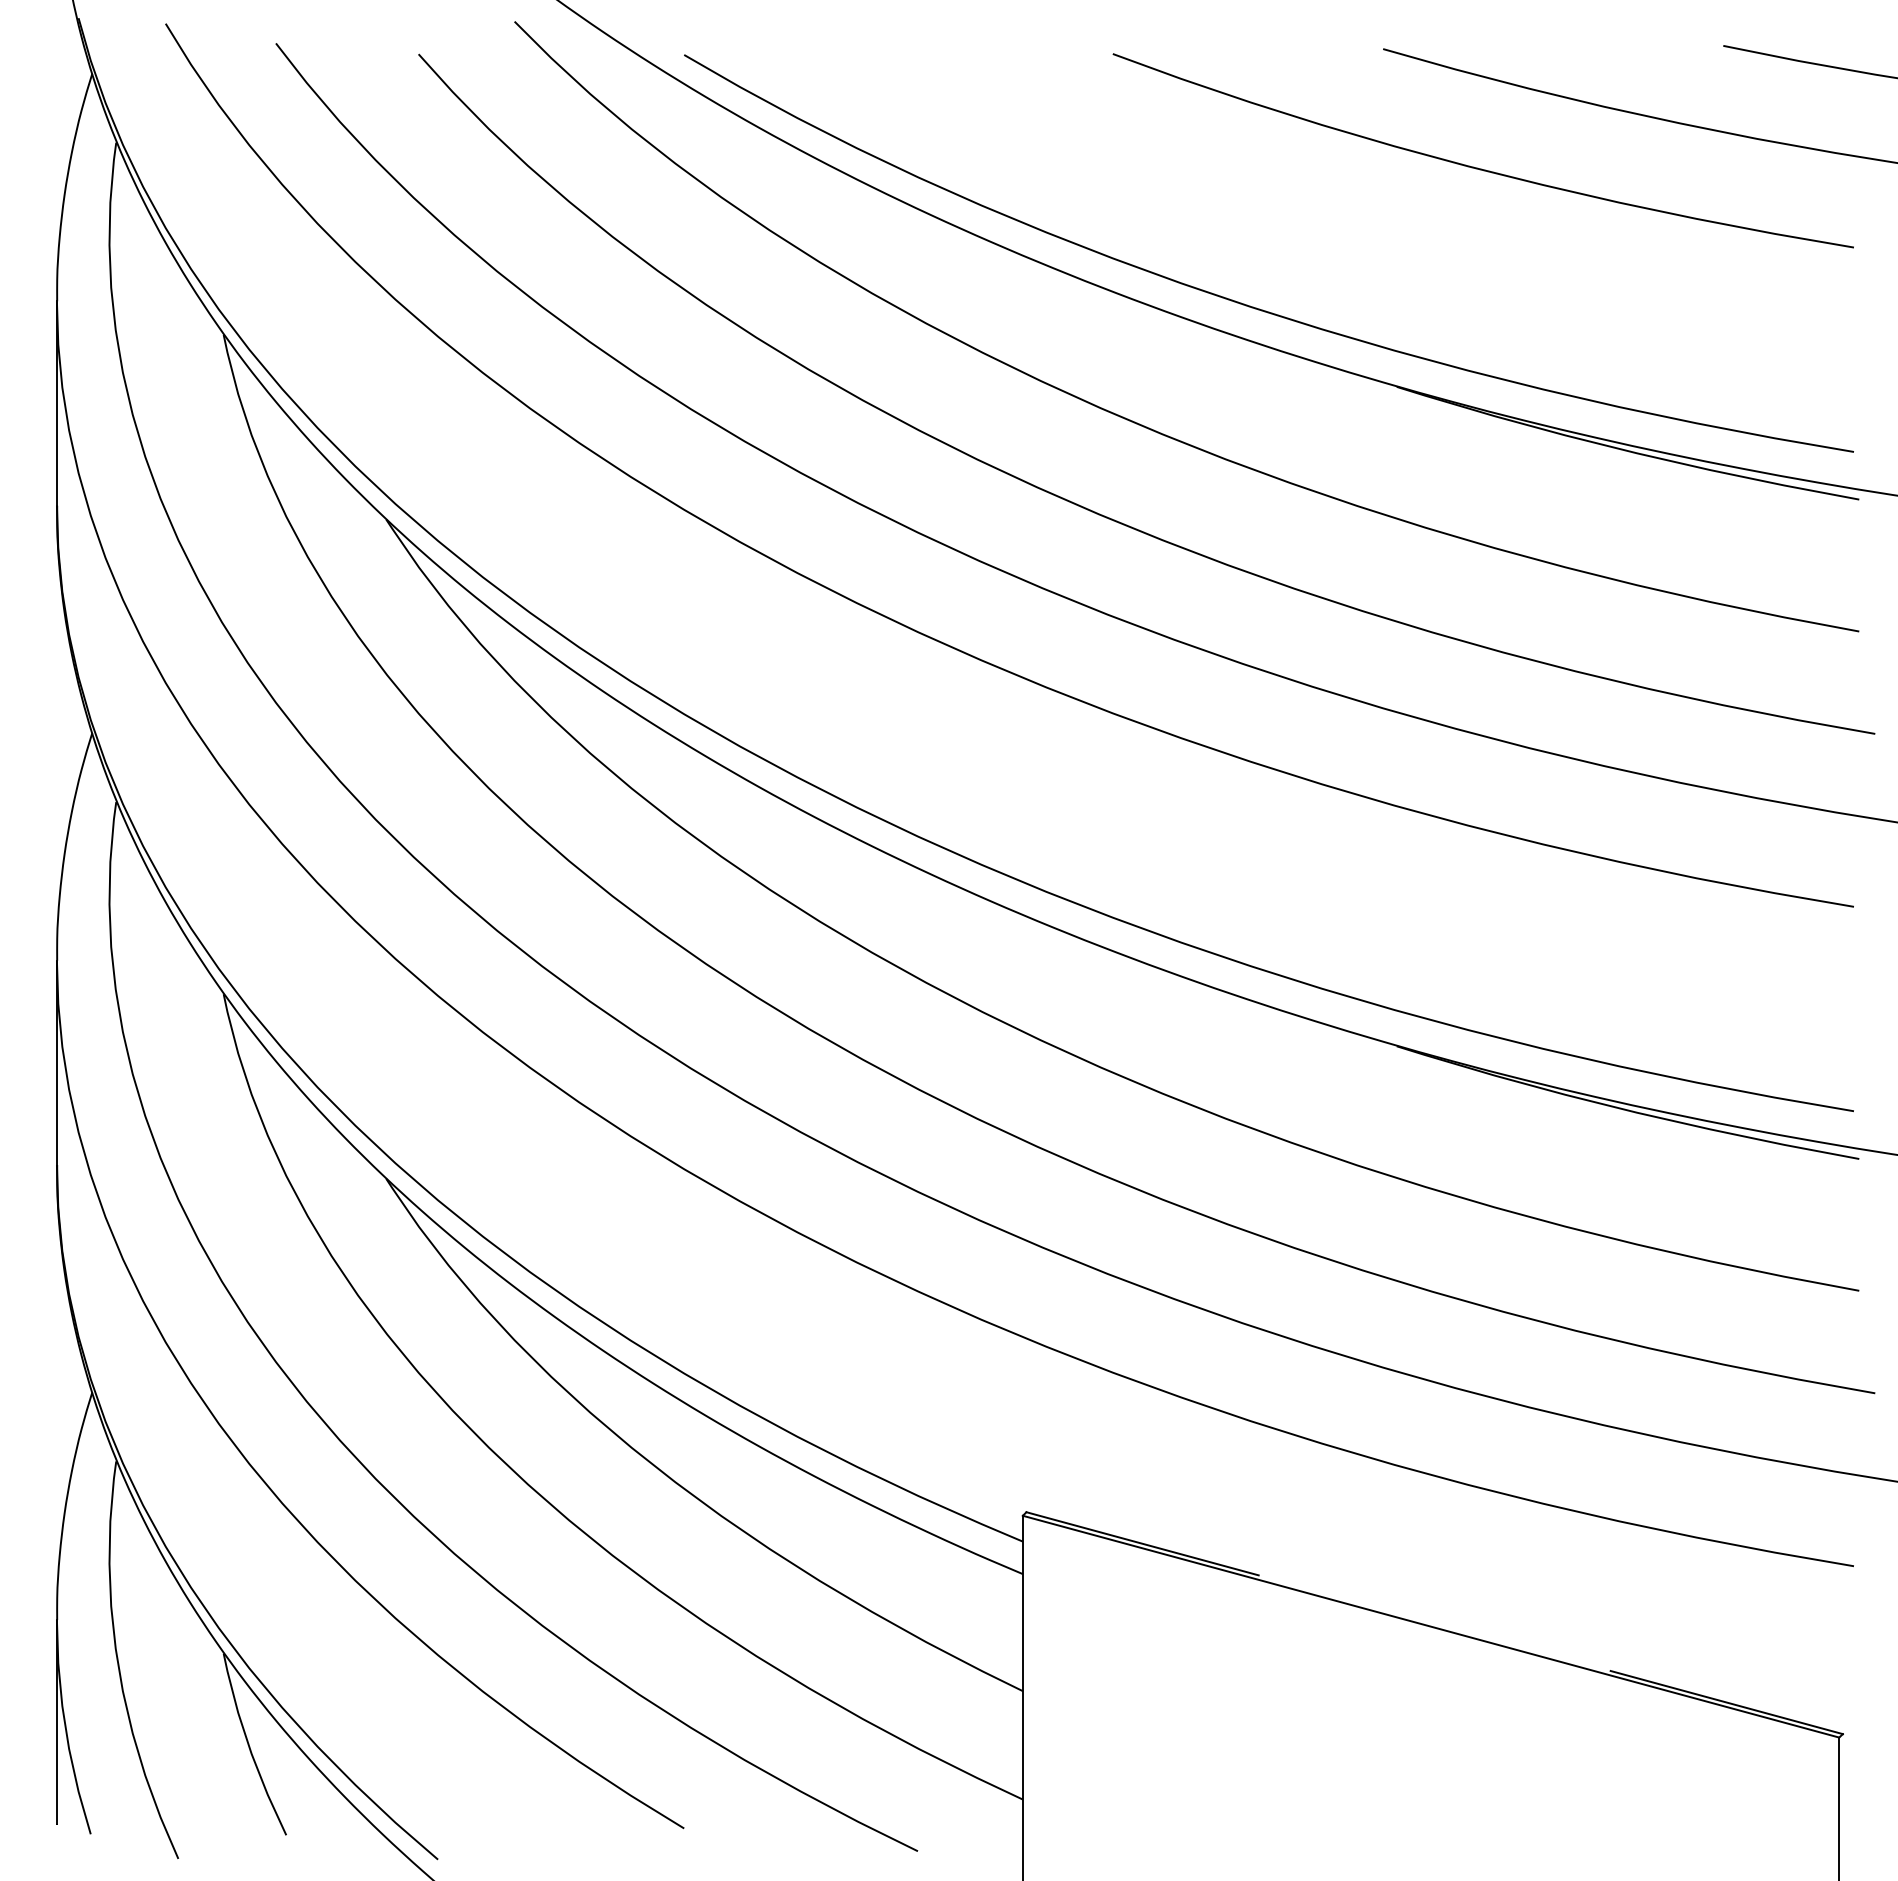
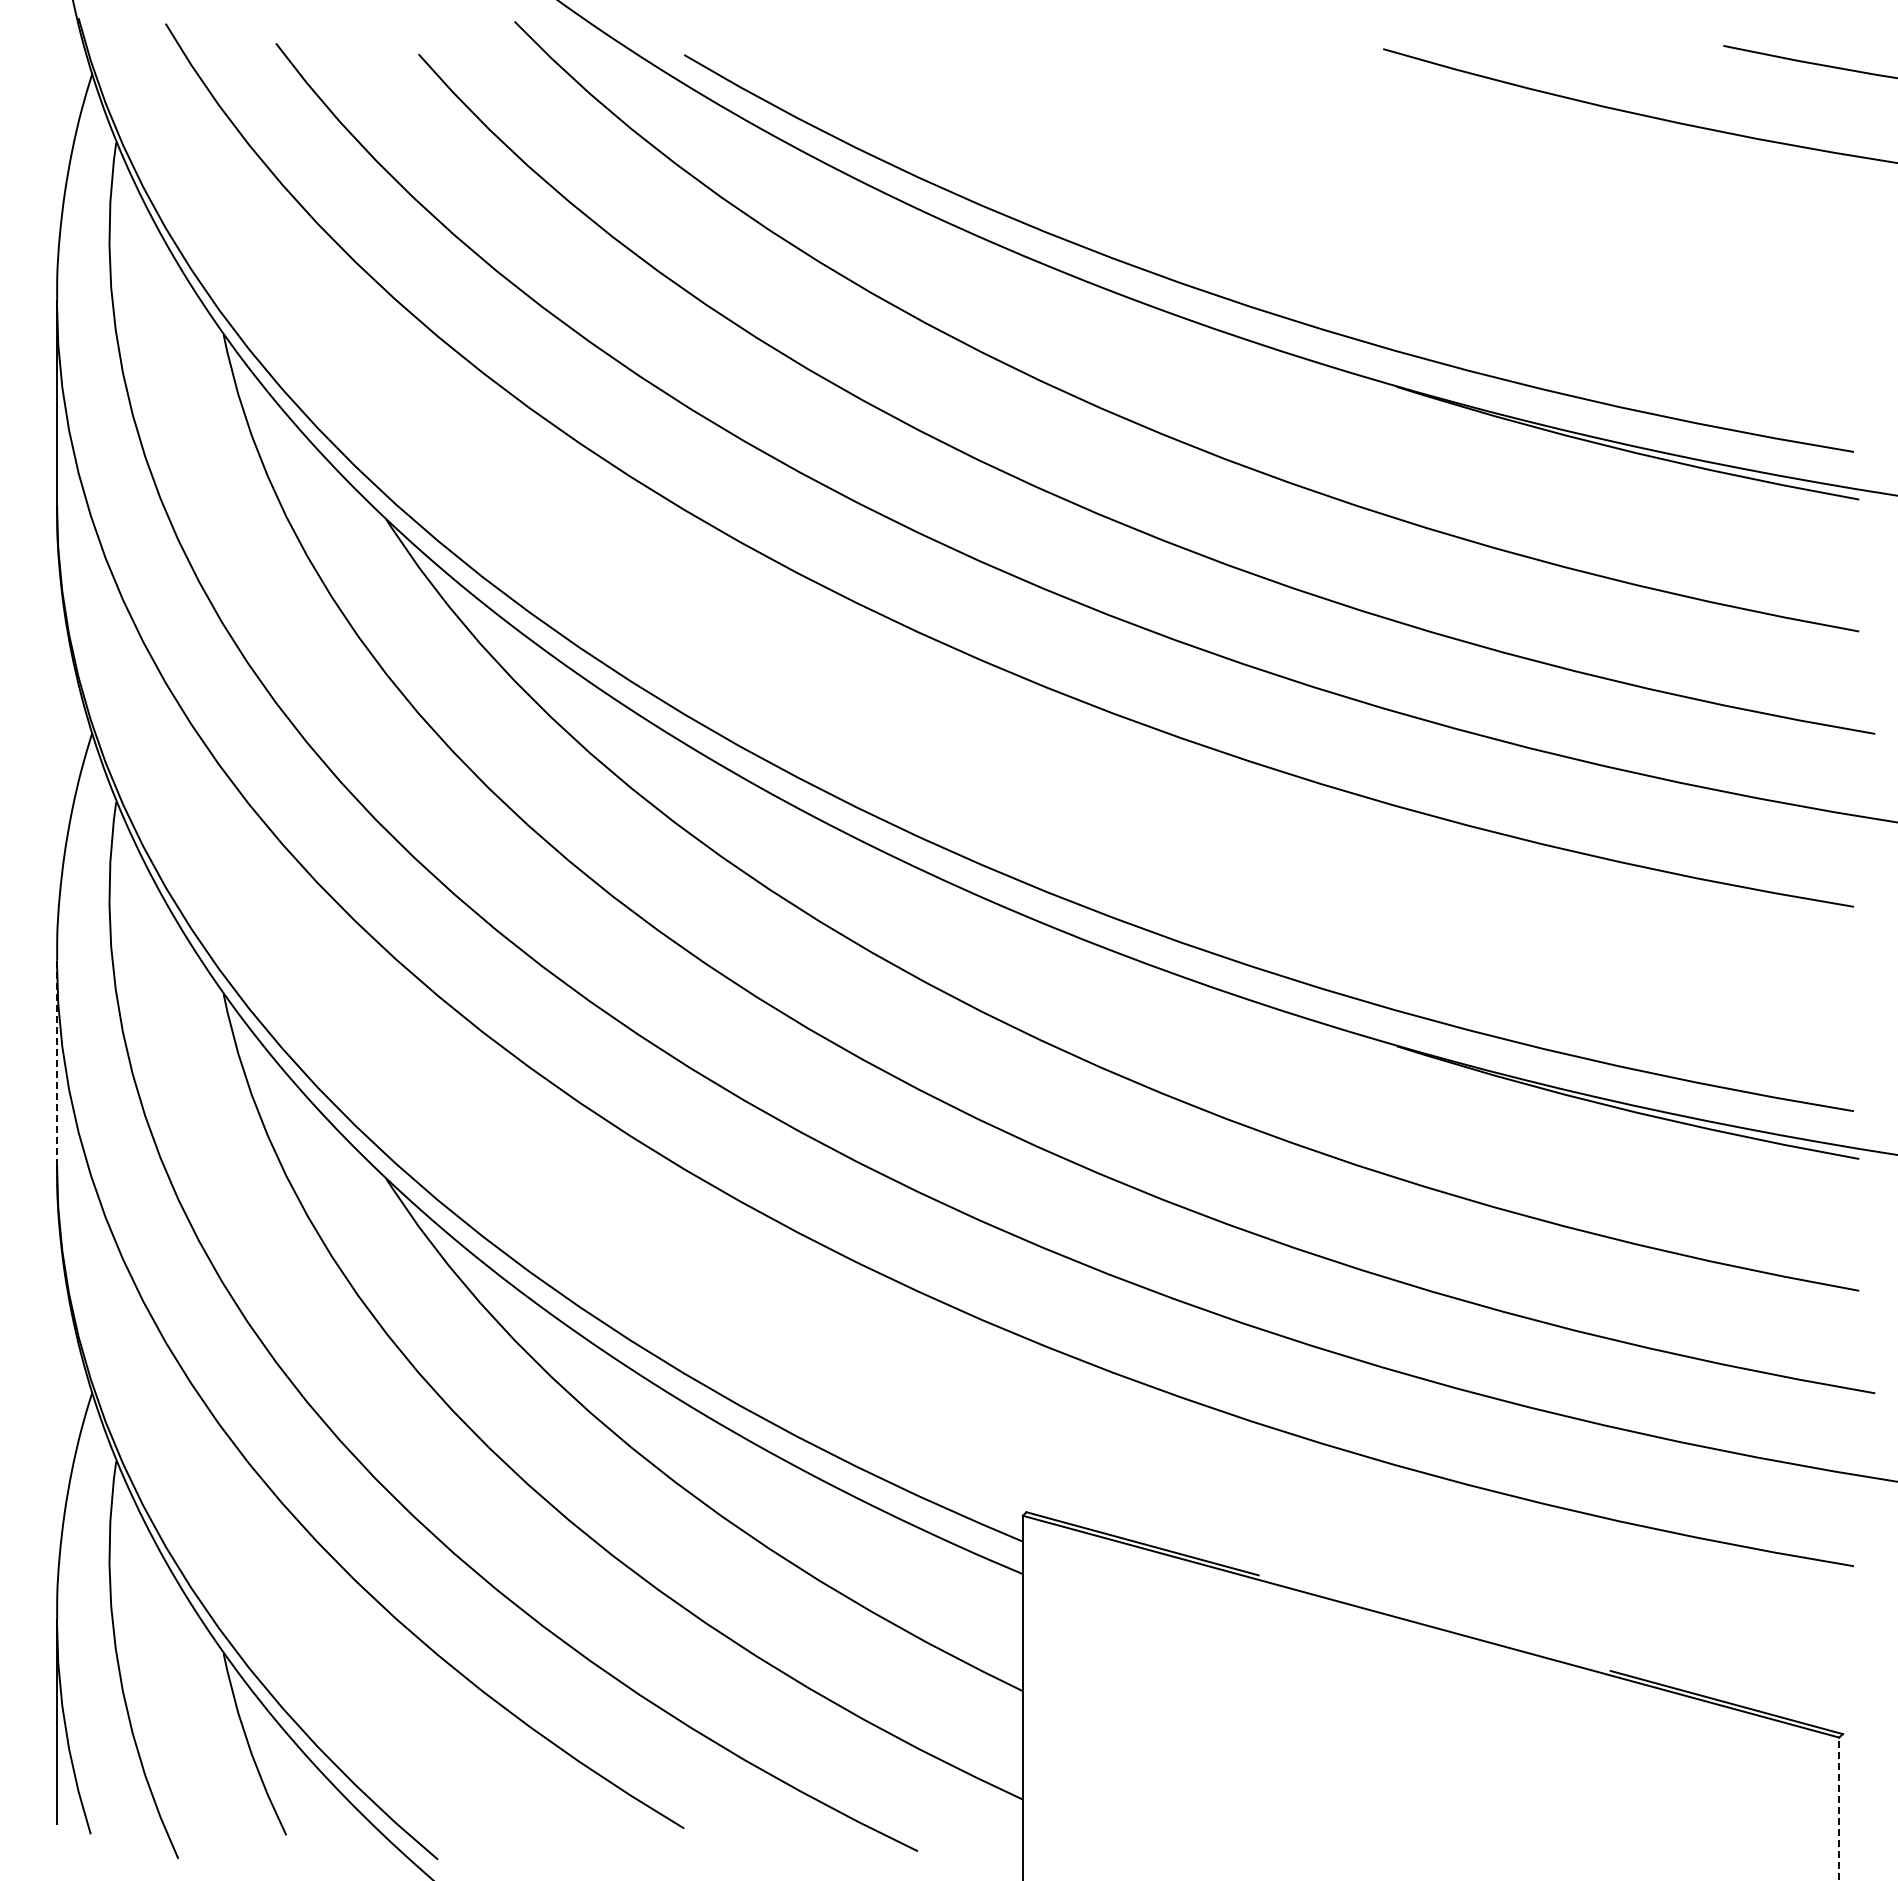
curve: present -> none (1477, 167)
line: solid -> dashed (56, 1063)
line: solid -> dashed (1839, 1808)
